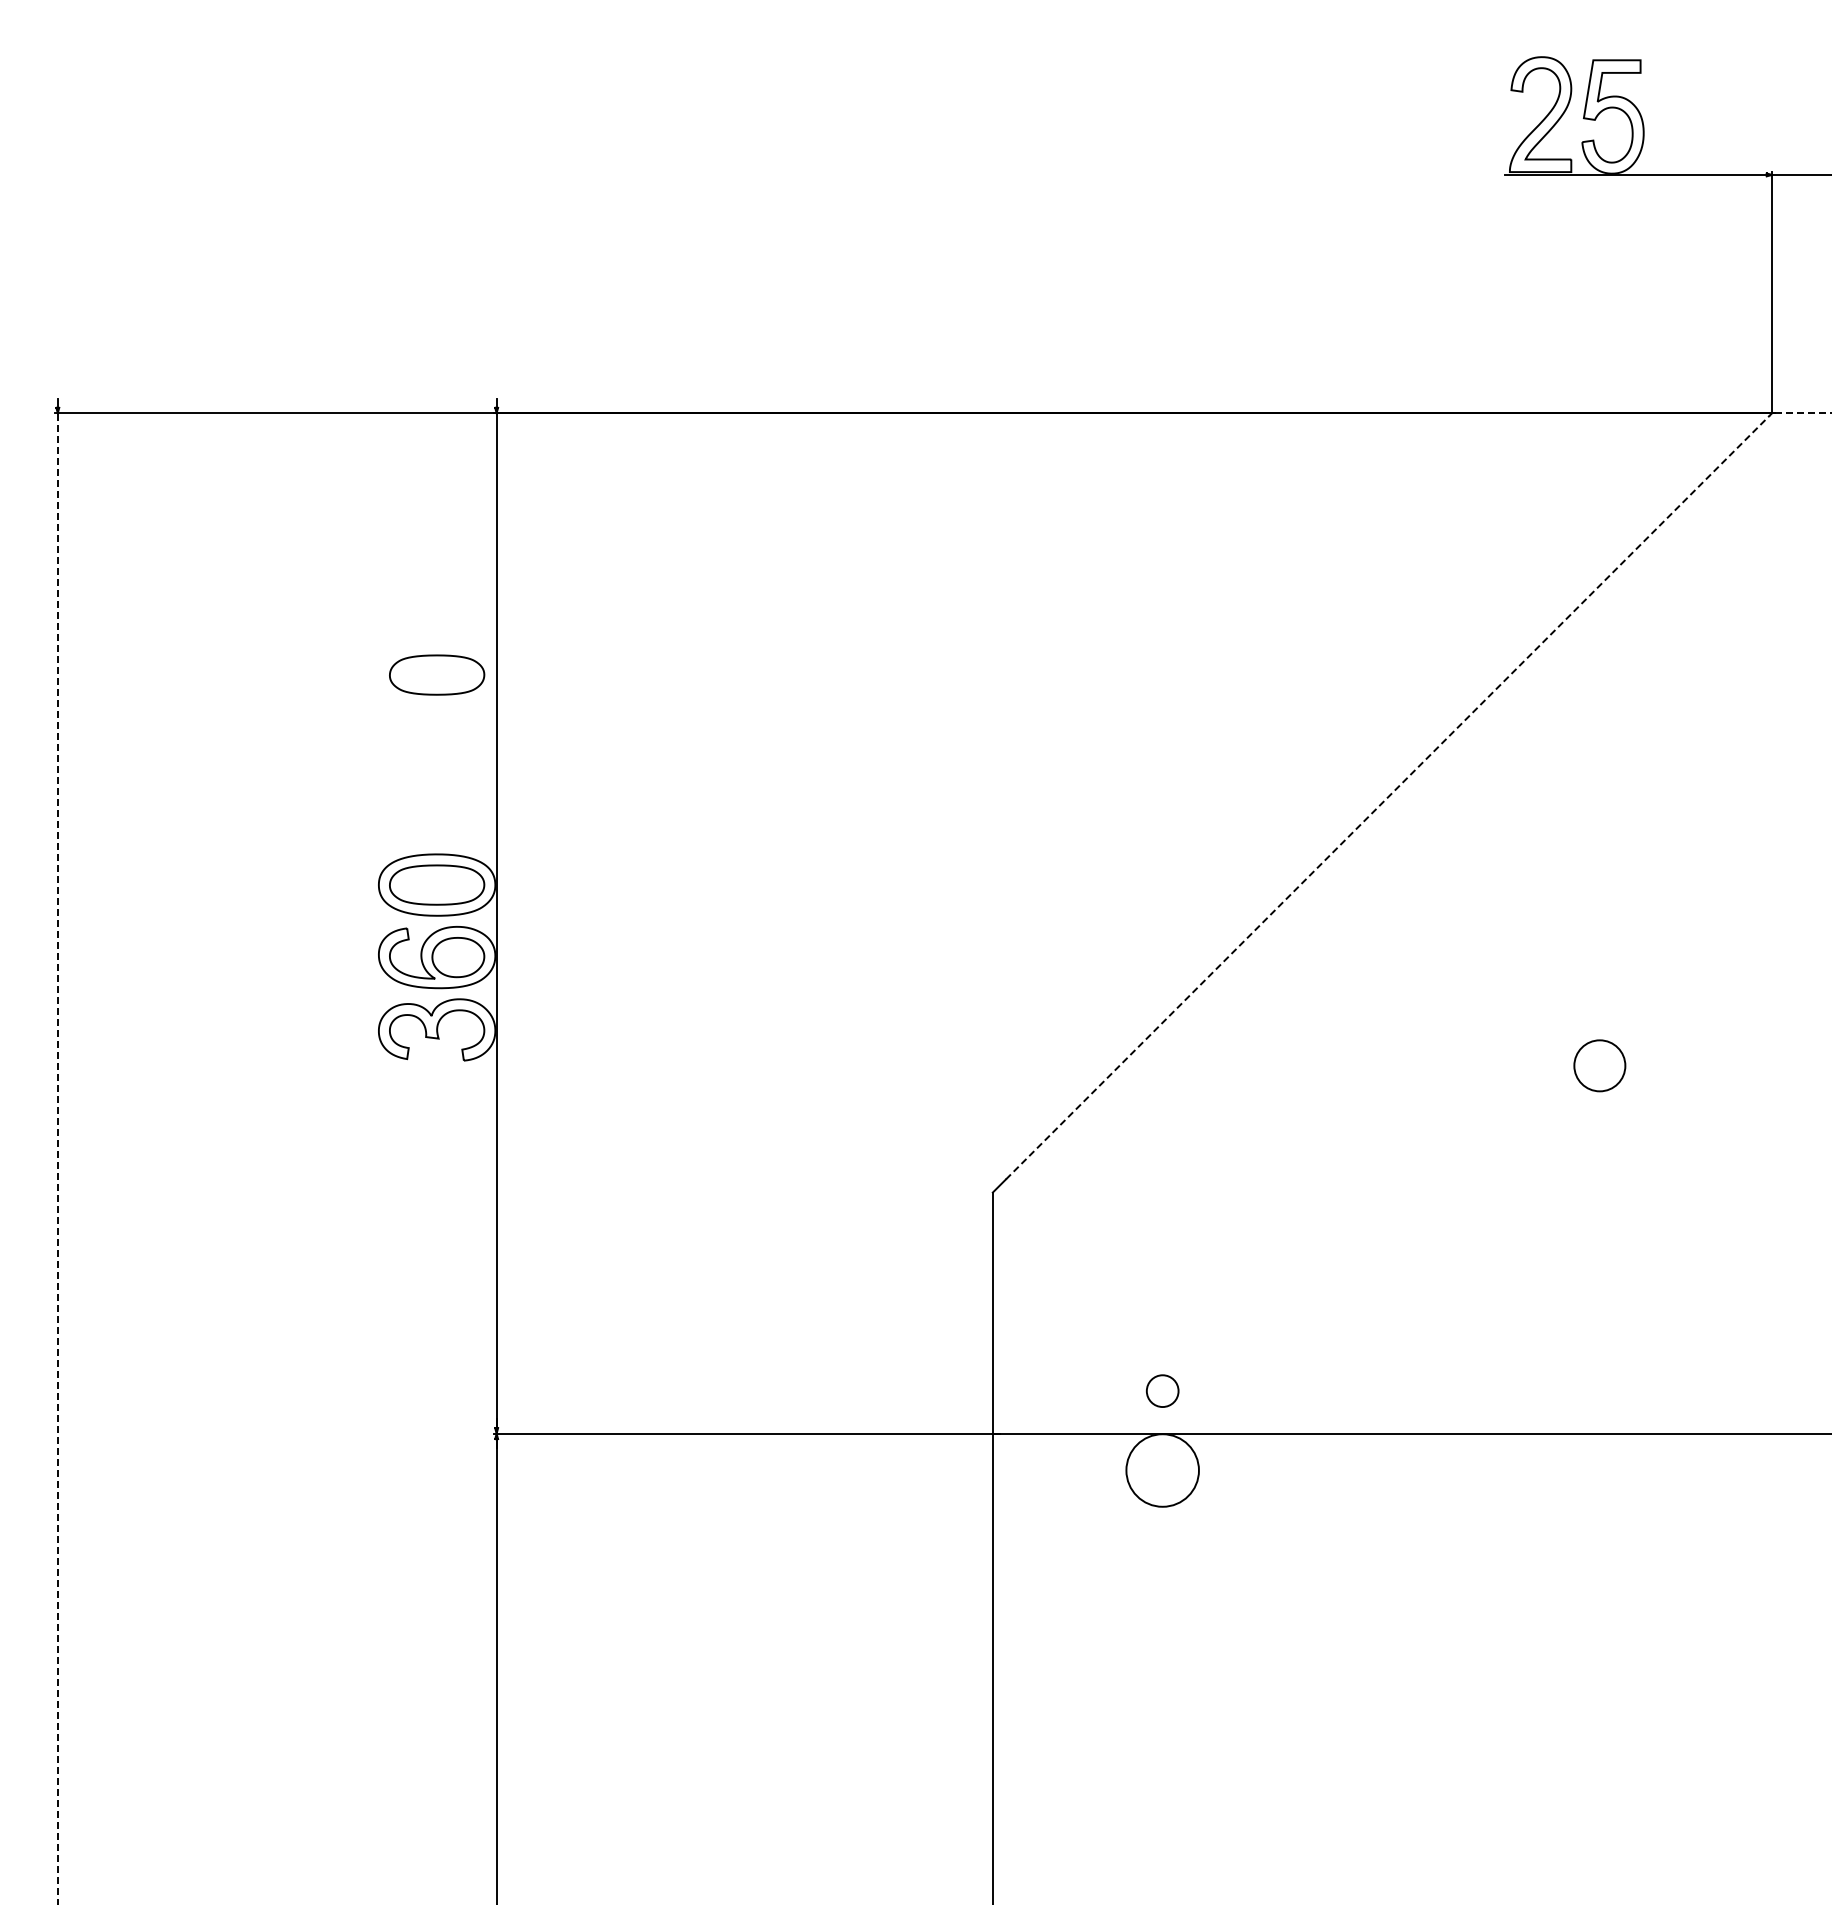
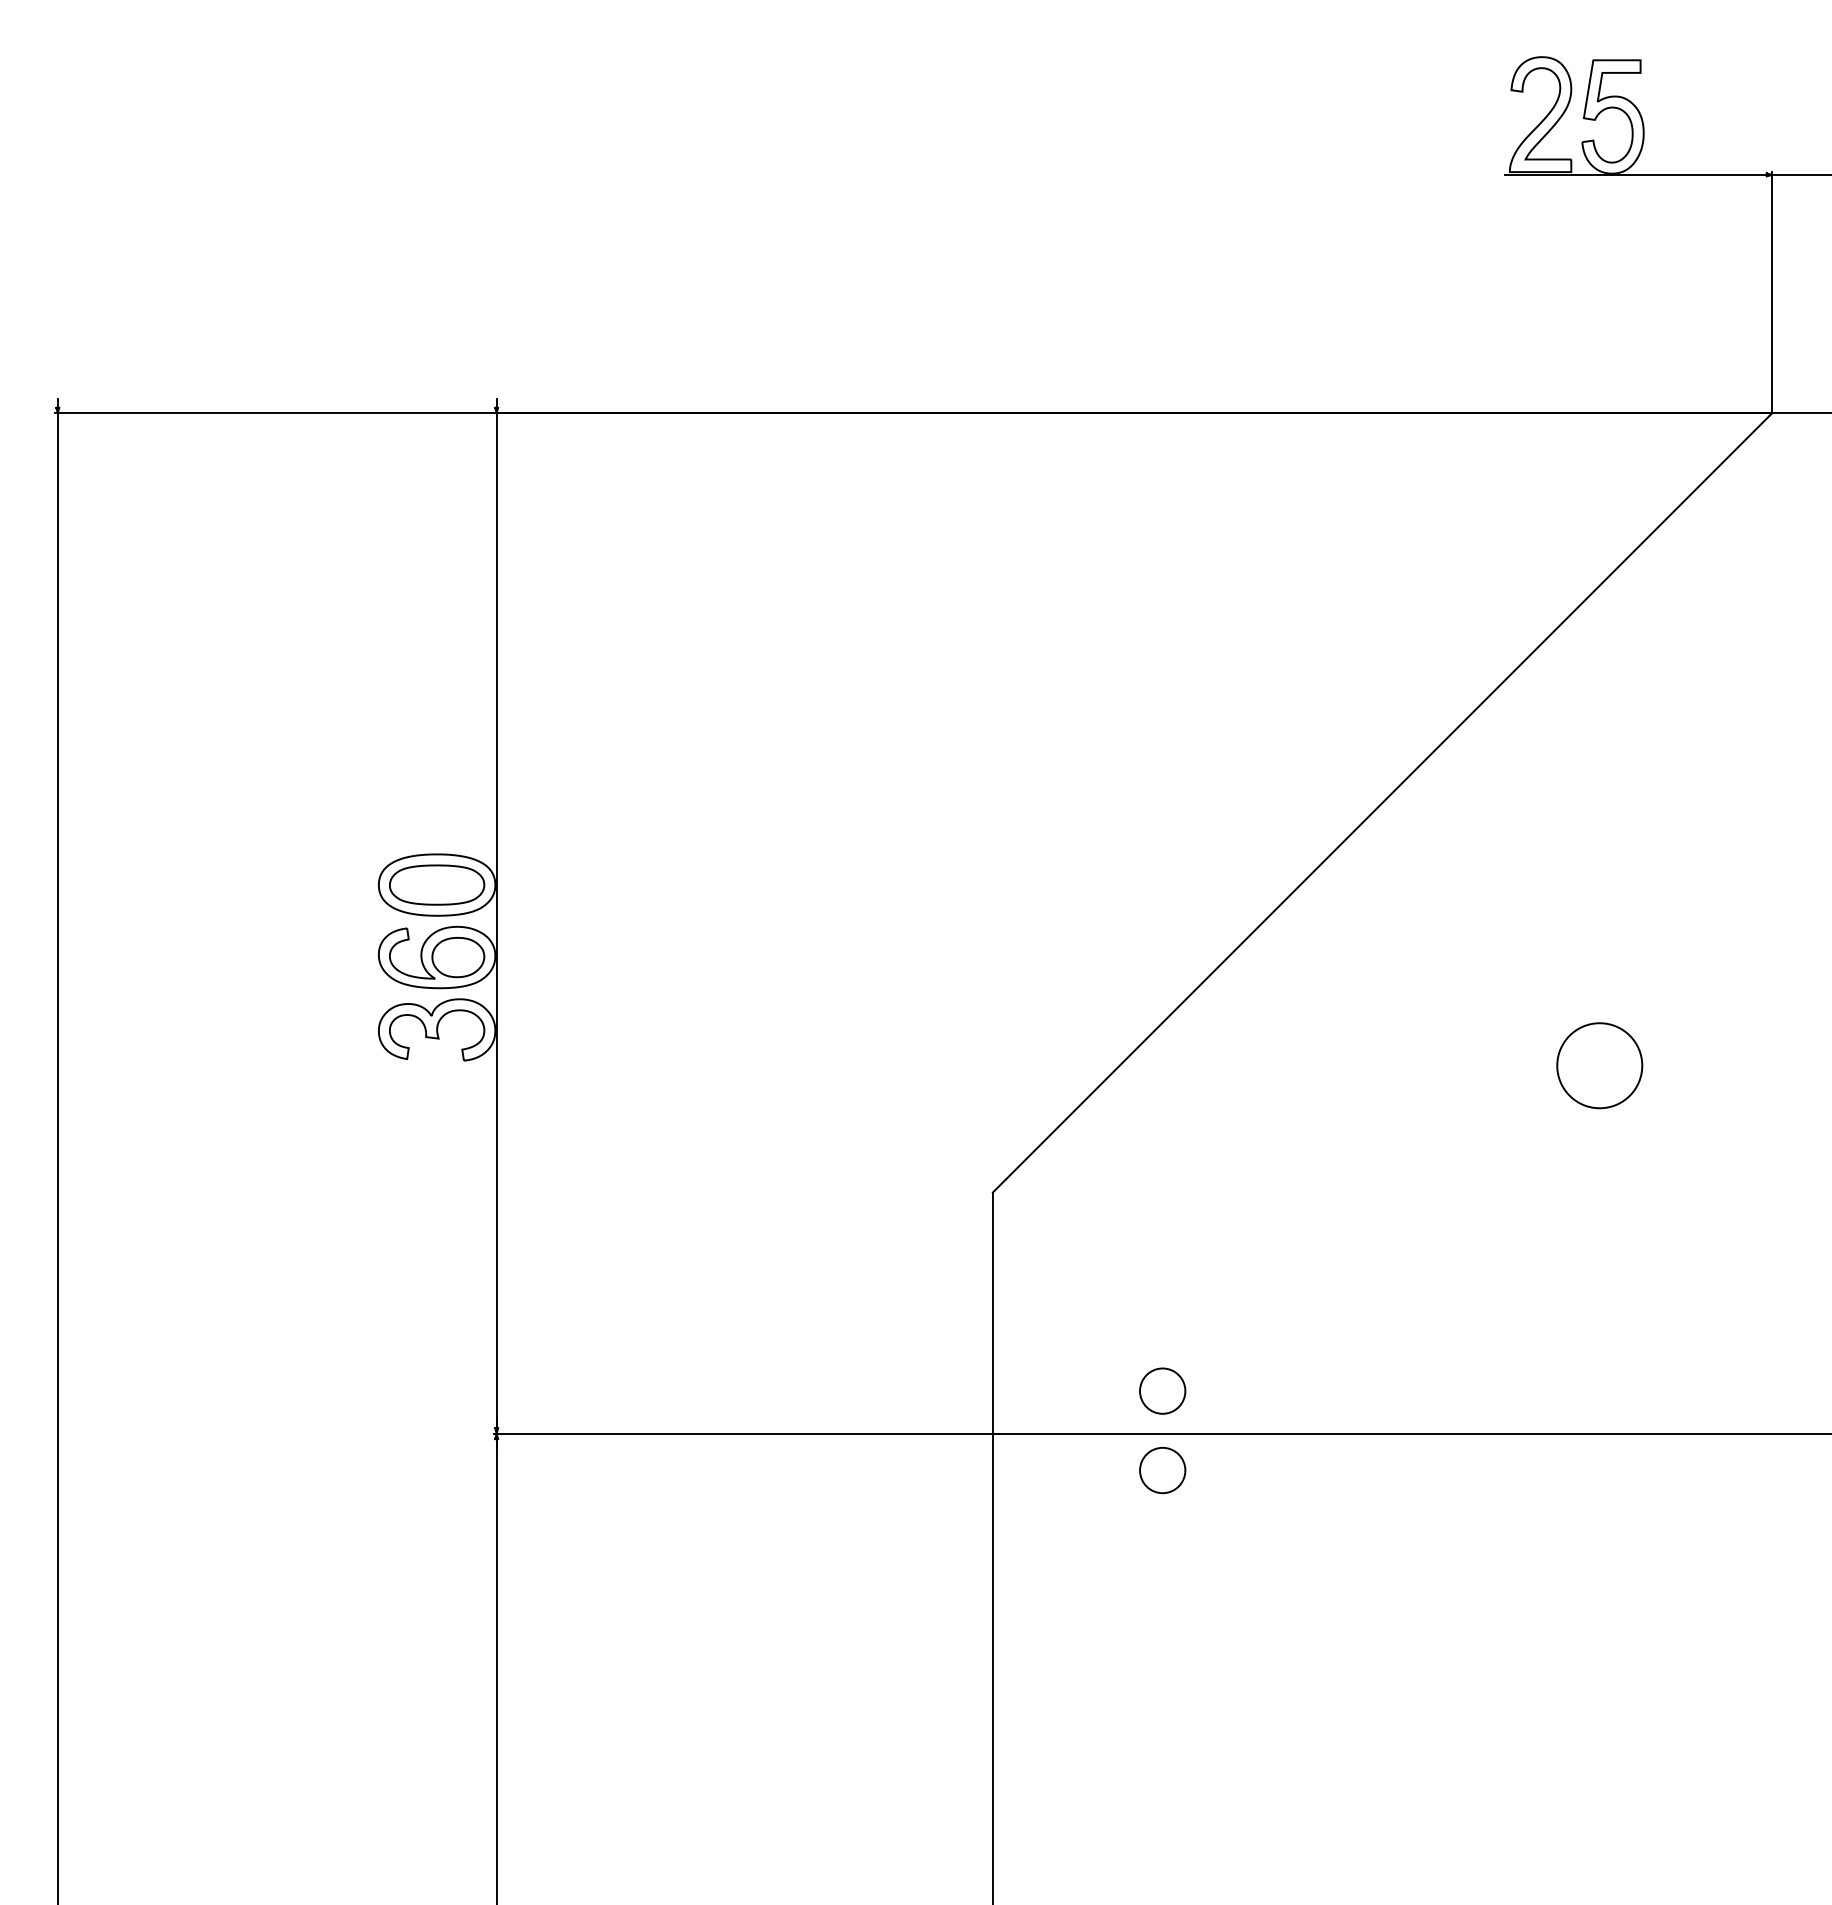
line: dashed -> solid (1803, 413)
part: present -> none (437, 674)
line: dashed -> solid (1388, 797)
circle size: 54x54 px -> 88x88 px (1599, 1065)
line: dashed -> solid (57, 1158)
circle diameter: 32 px -> 45 px (1162, 1390)
circle diameter: 73 px -> 45 px (1162, 1470)
